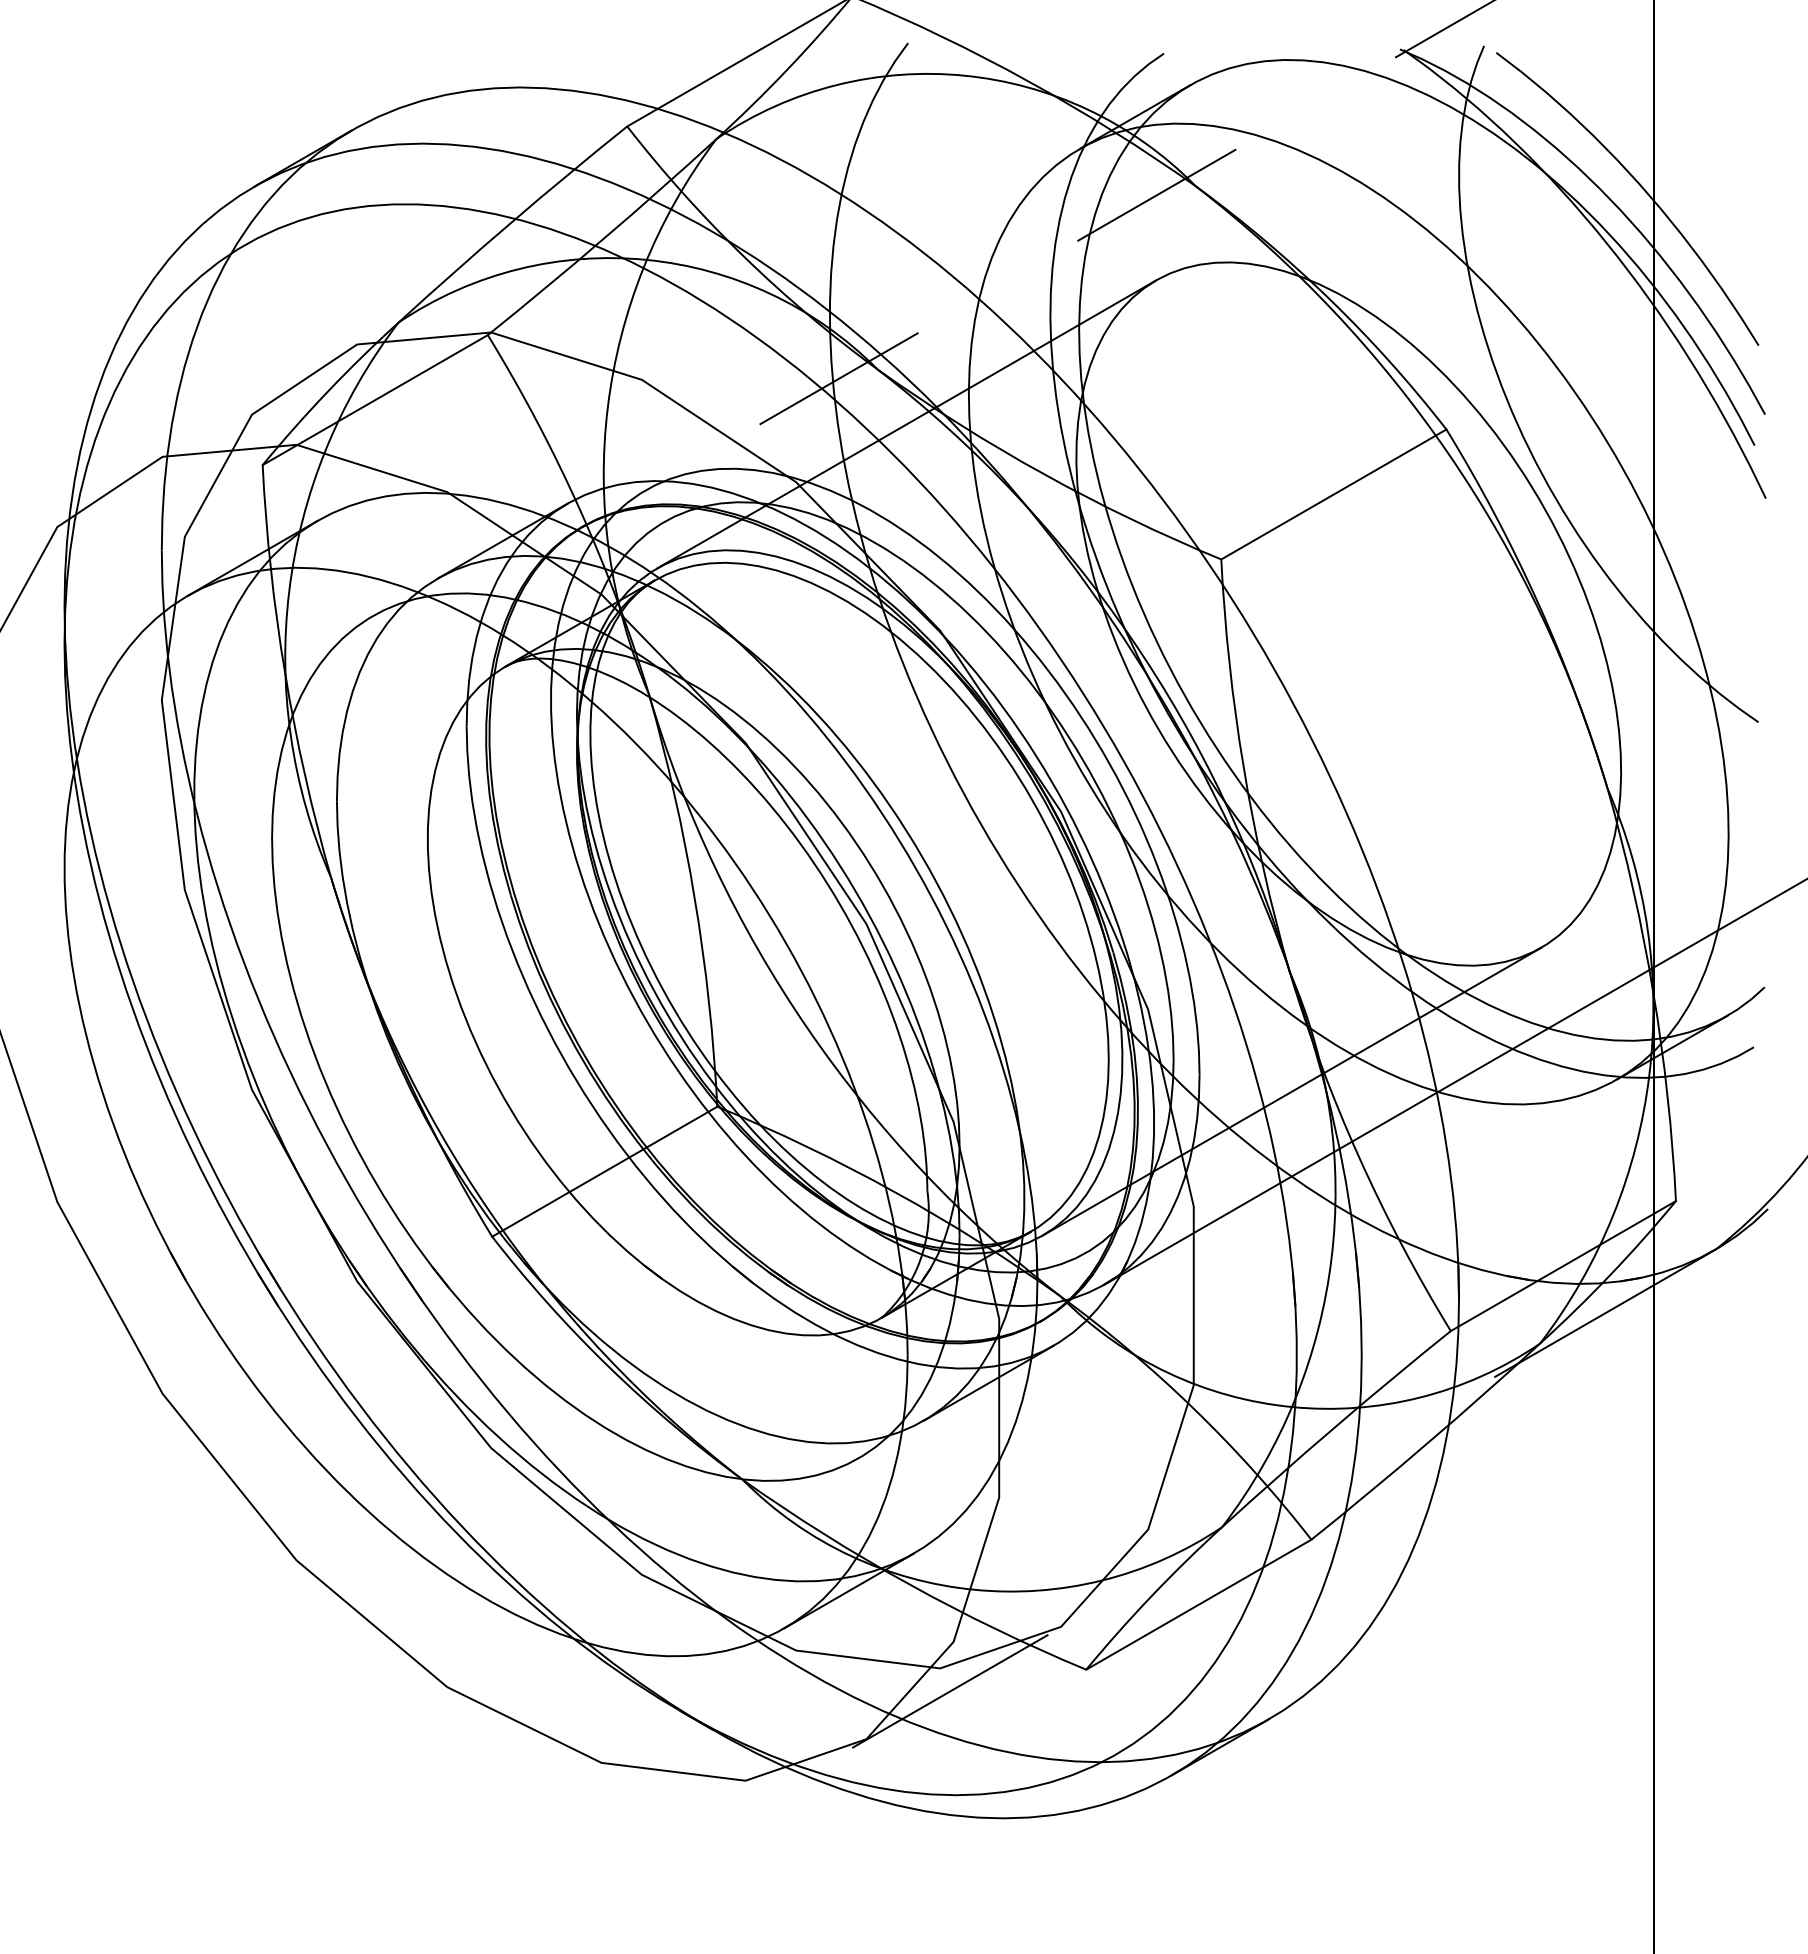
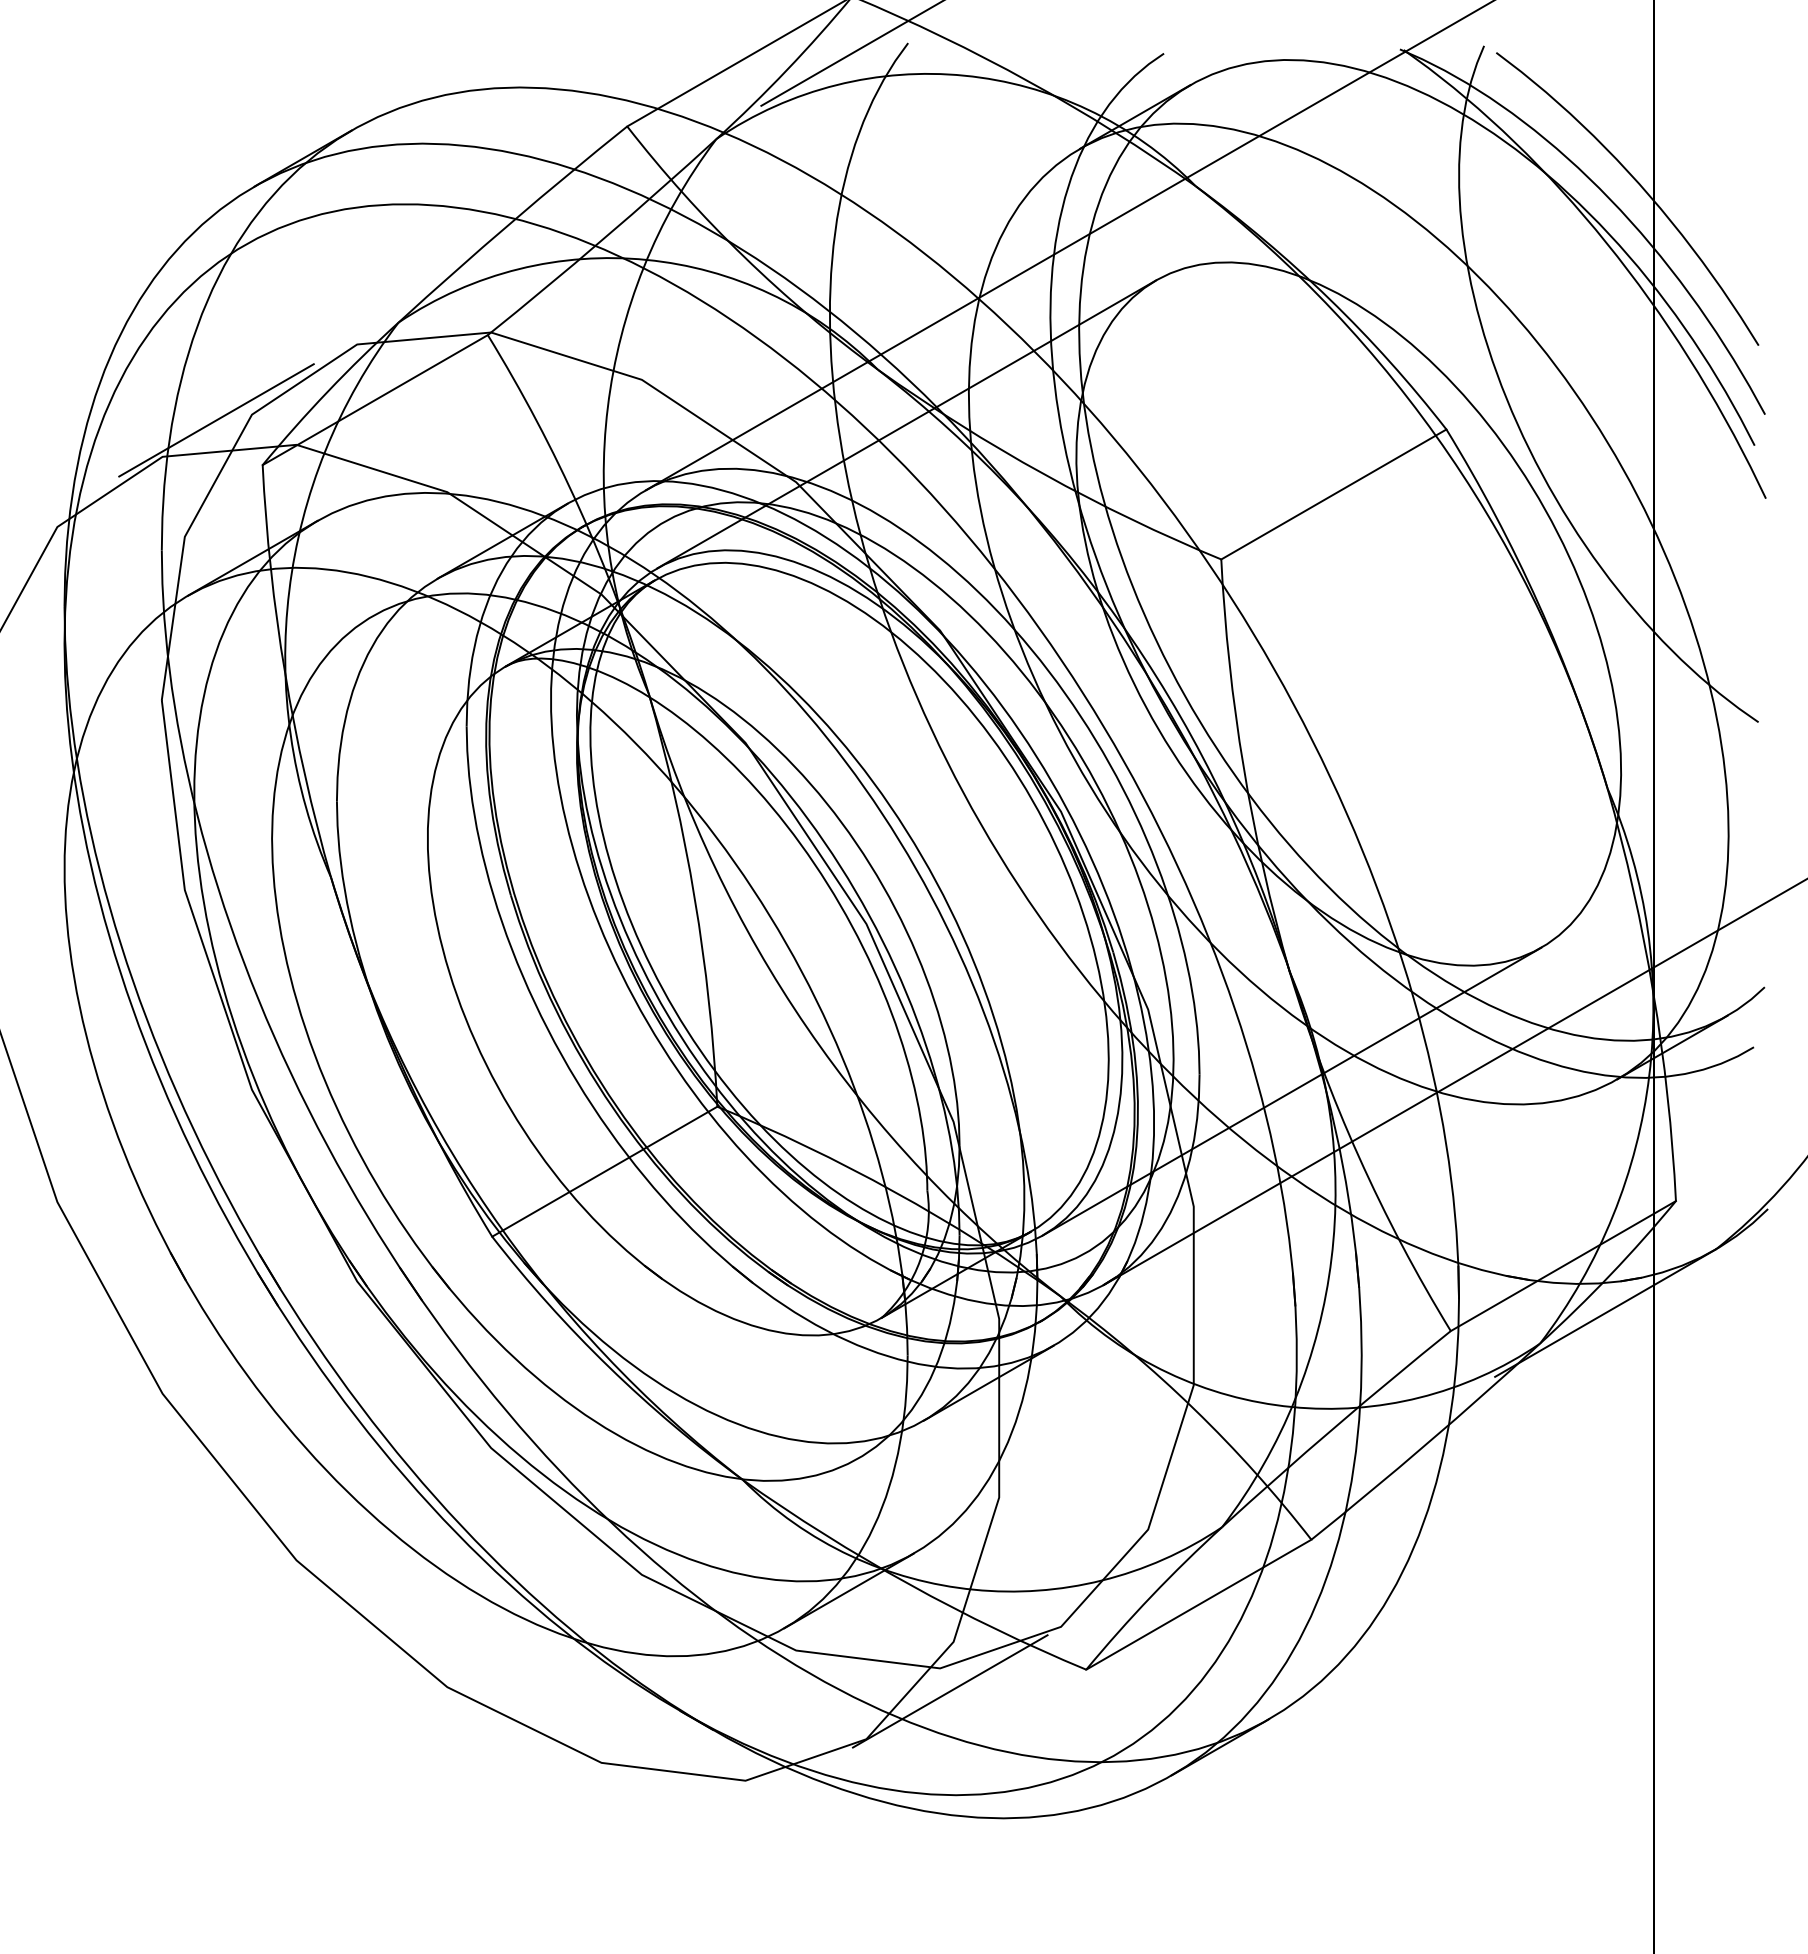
line: none -> present (851, 53)
line: dashed -> solid (1070, 245)
line: none -> present (216, 420)
